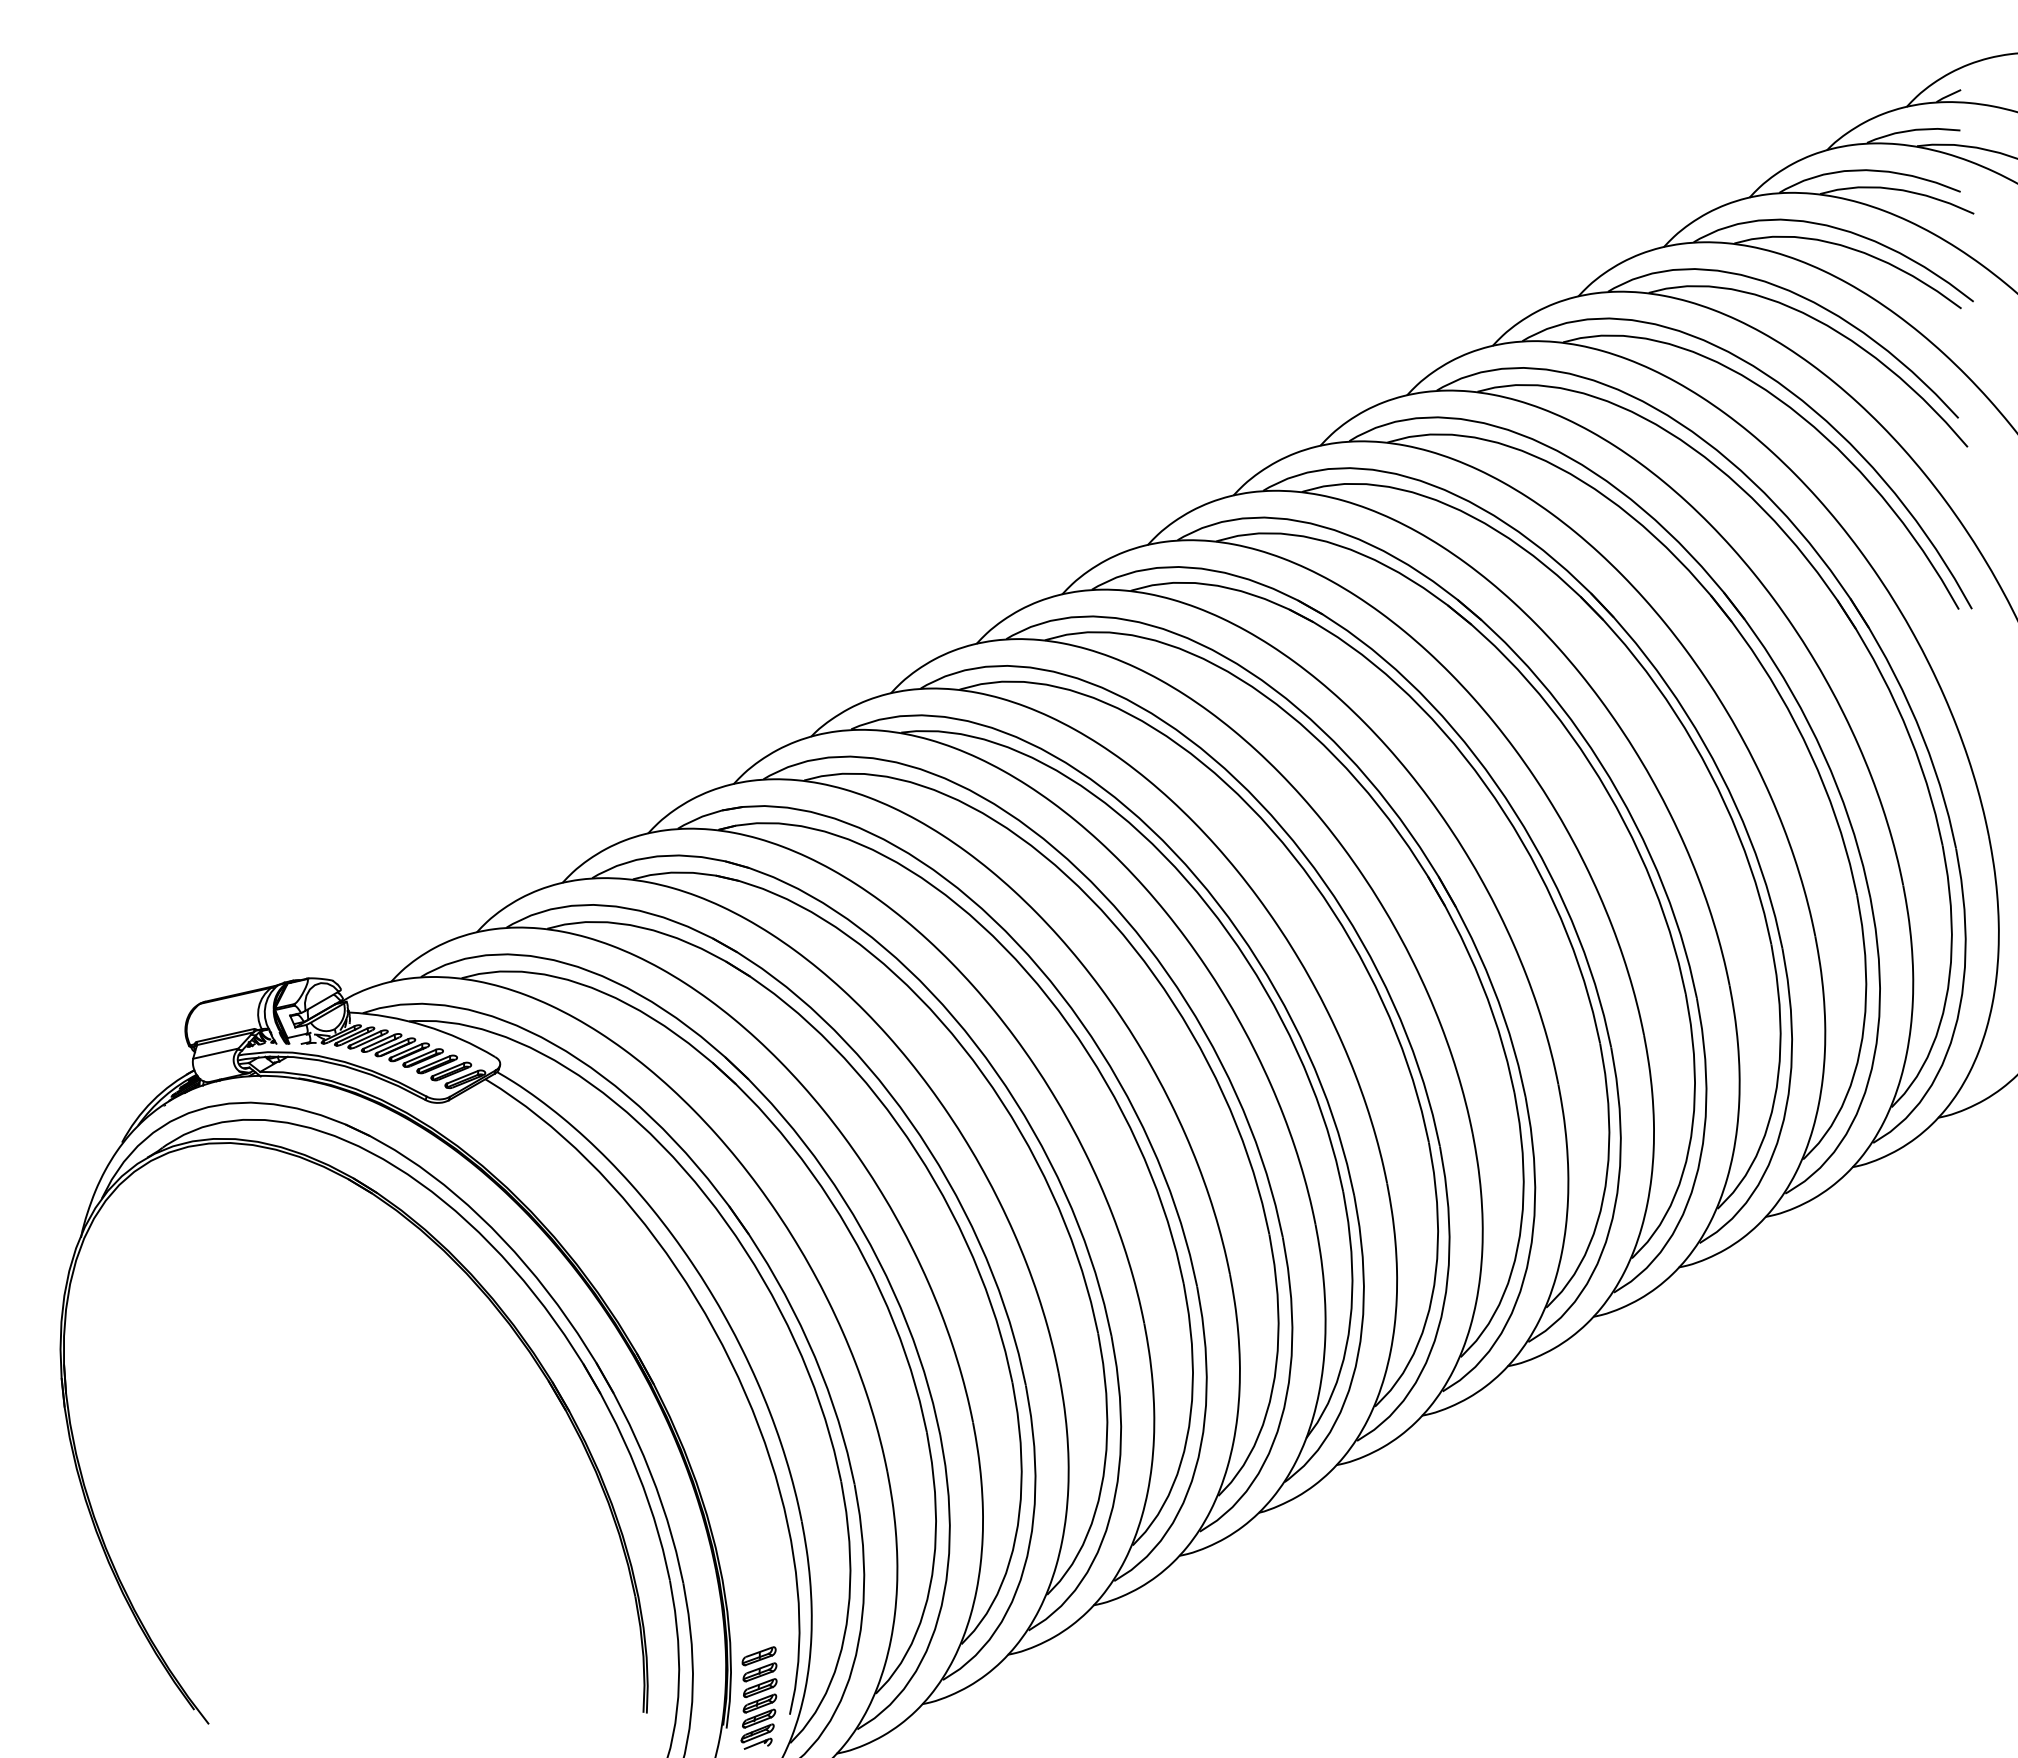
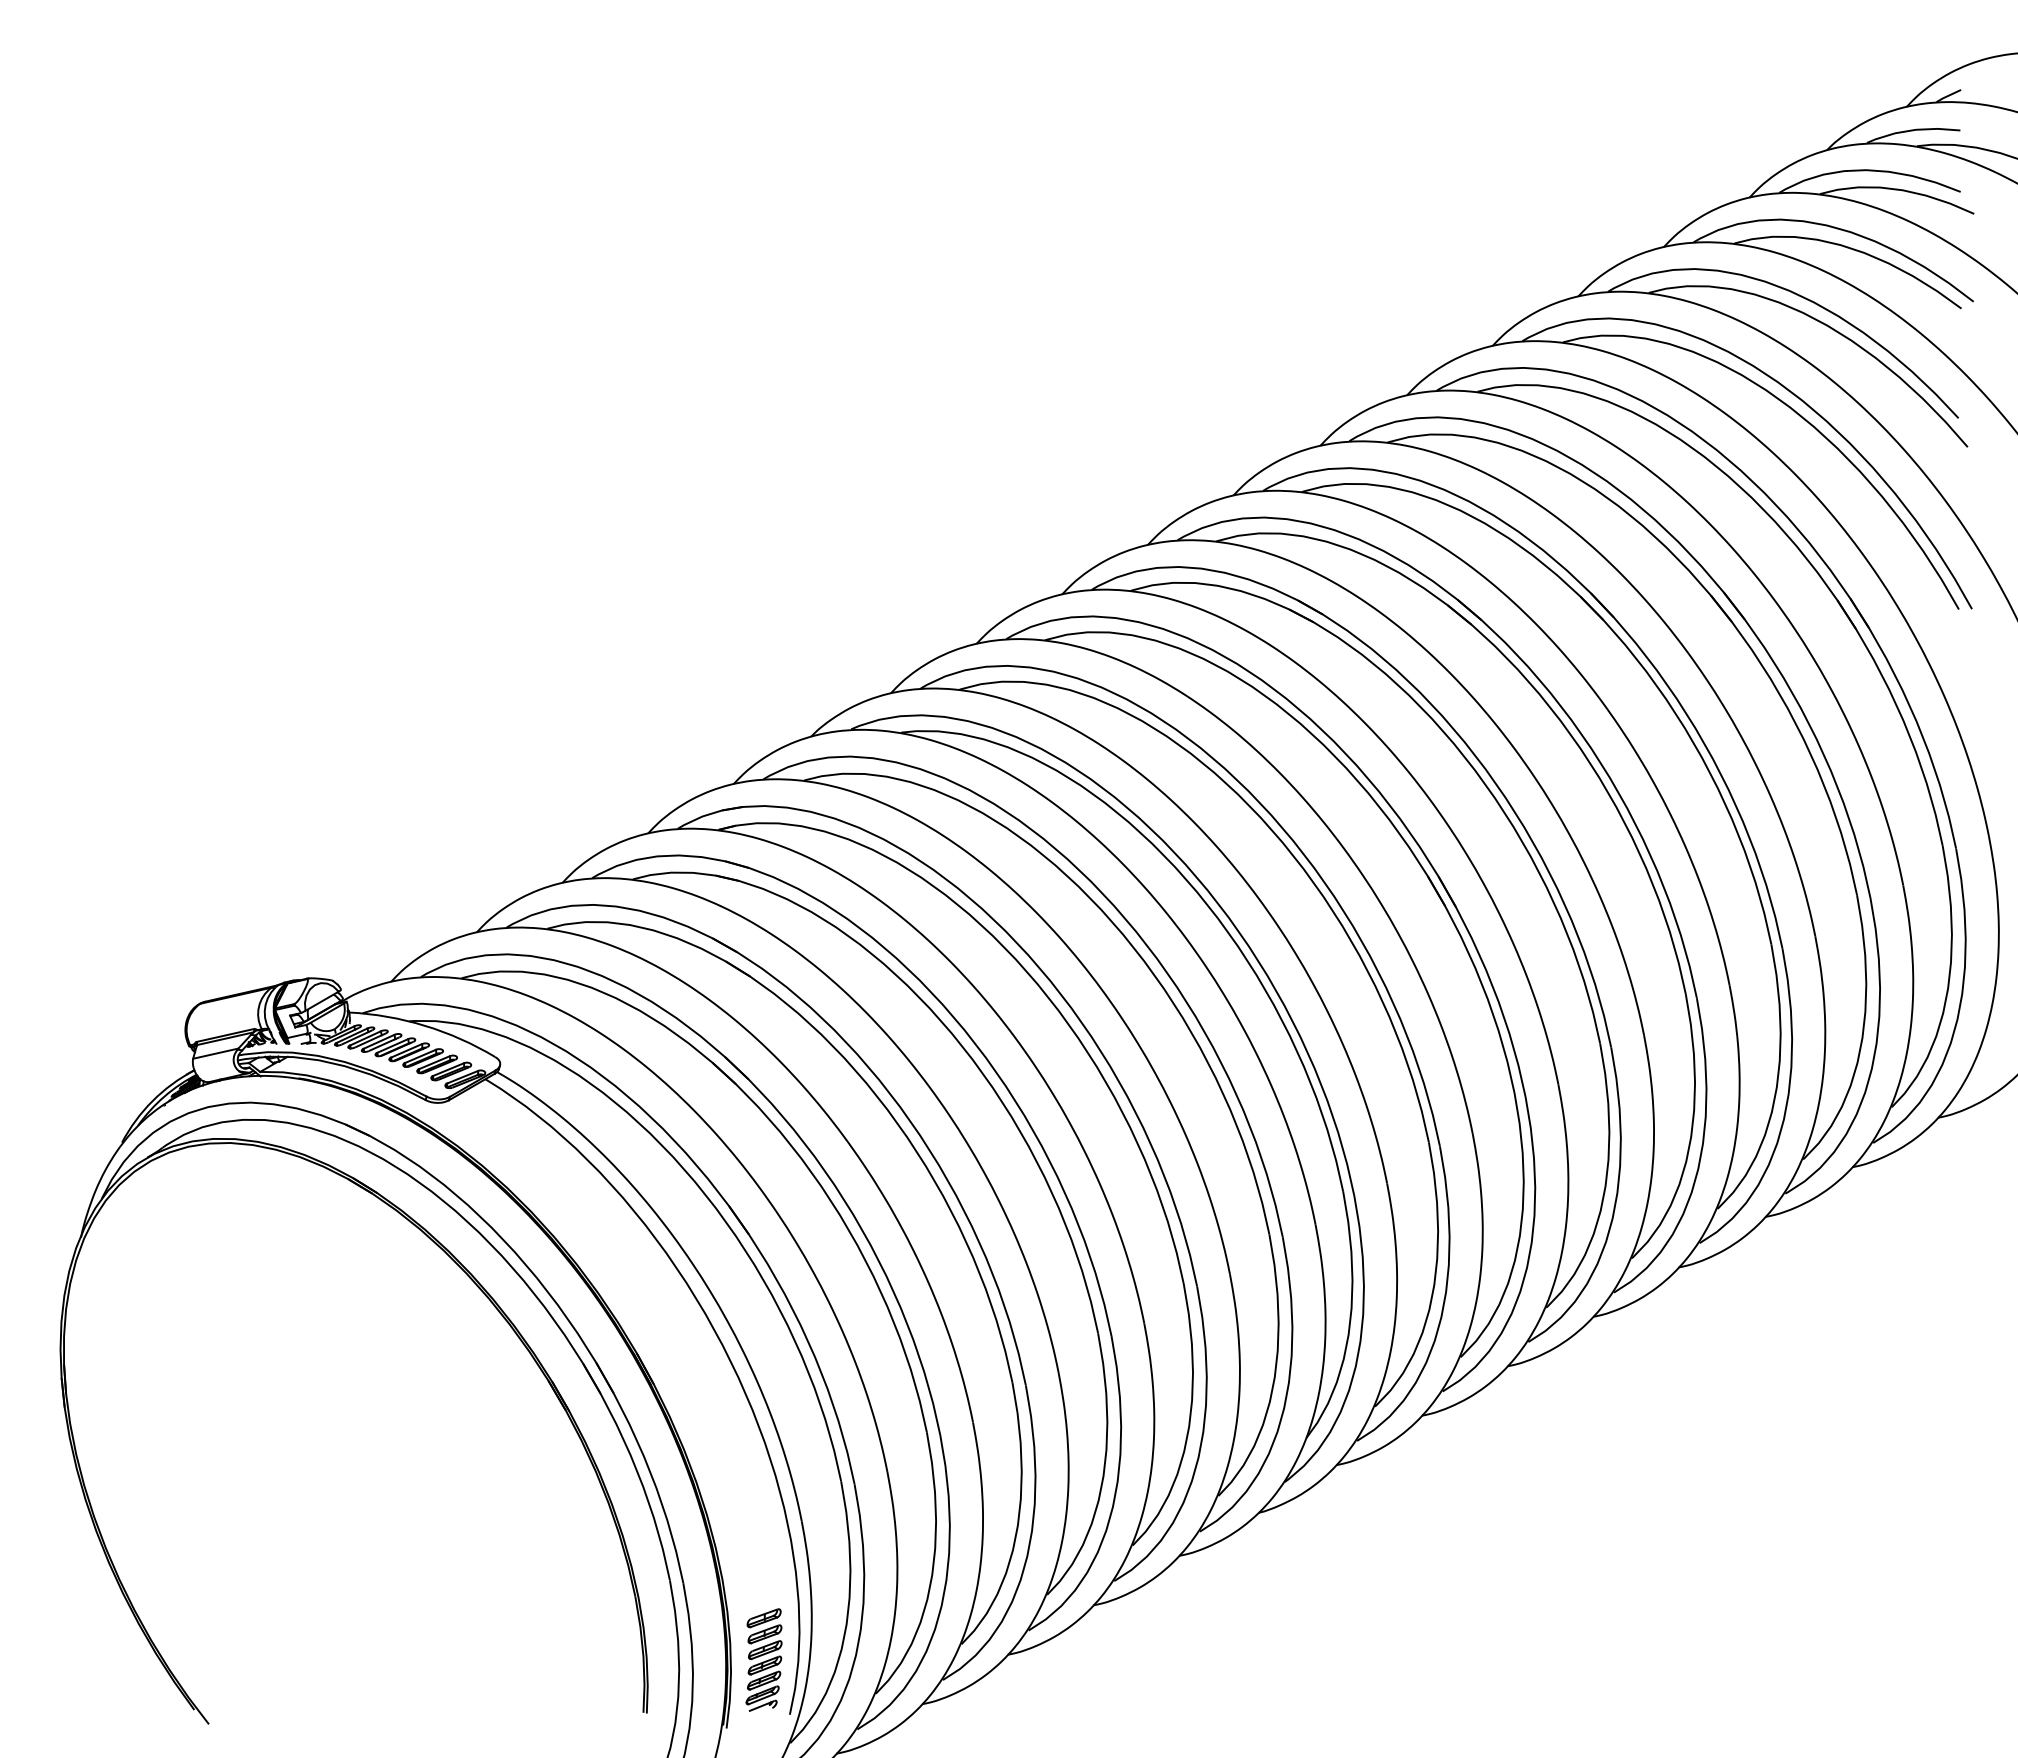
part position: (758, 1697) -> (763, 1659) (763, 1659)
